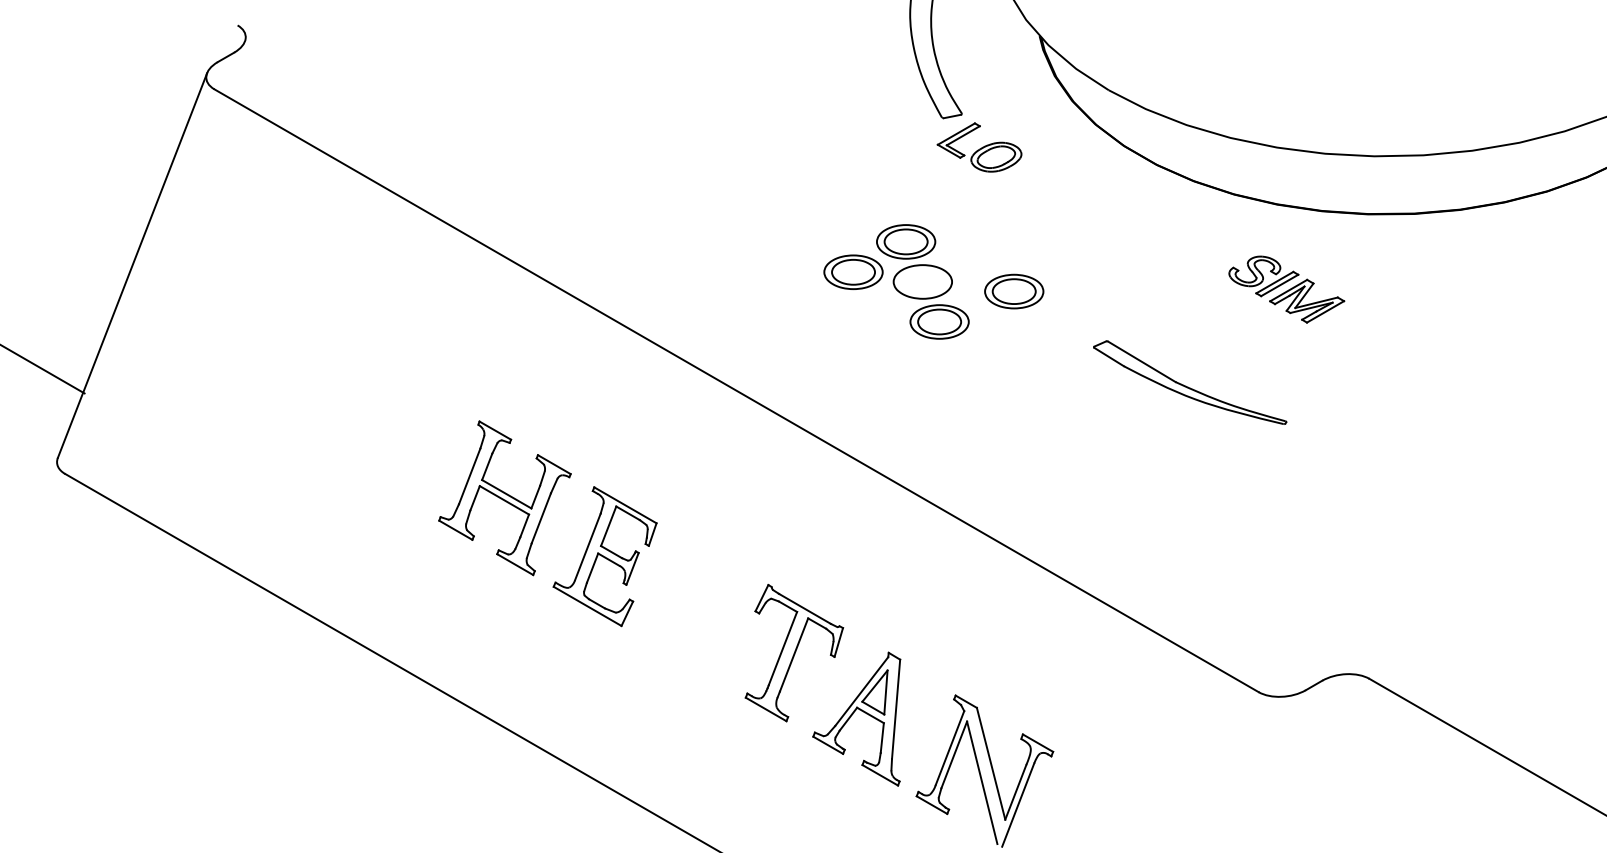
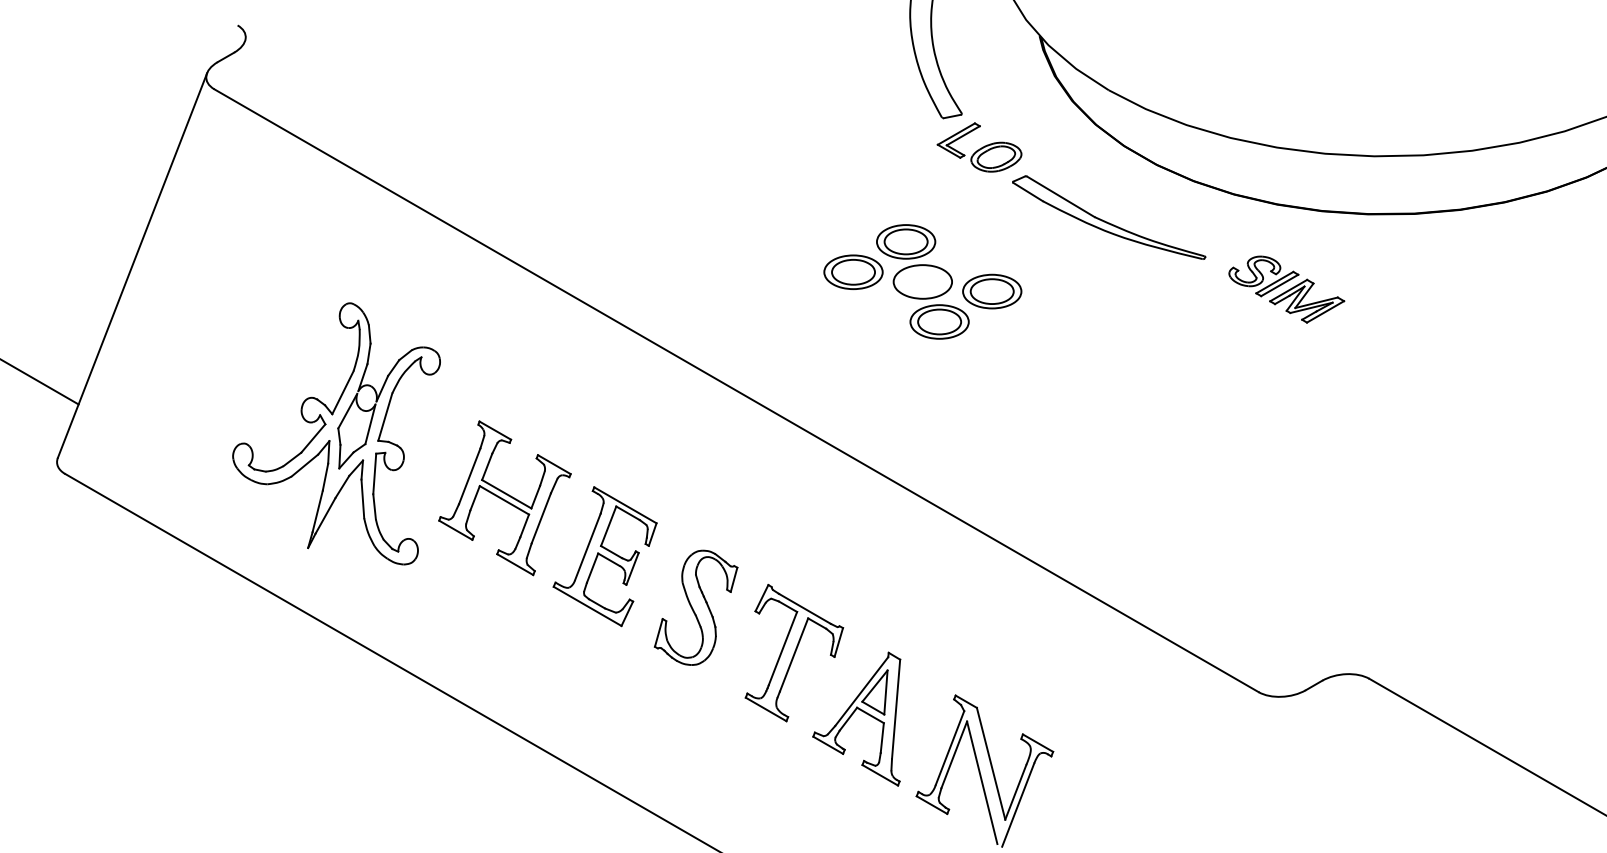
part position: (1014, 291) -> (992, 291) (992, 291)
line position: (43, 369) -> (40, 382) (40, 382)
part position: (1190, 382) -> (1109, 217) (1109, 217)
part: none -> present (336, 433)
part: none -> present (695, 607)
